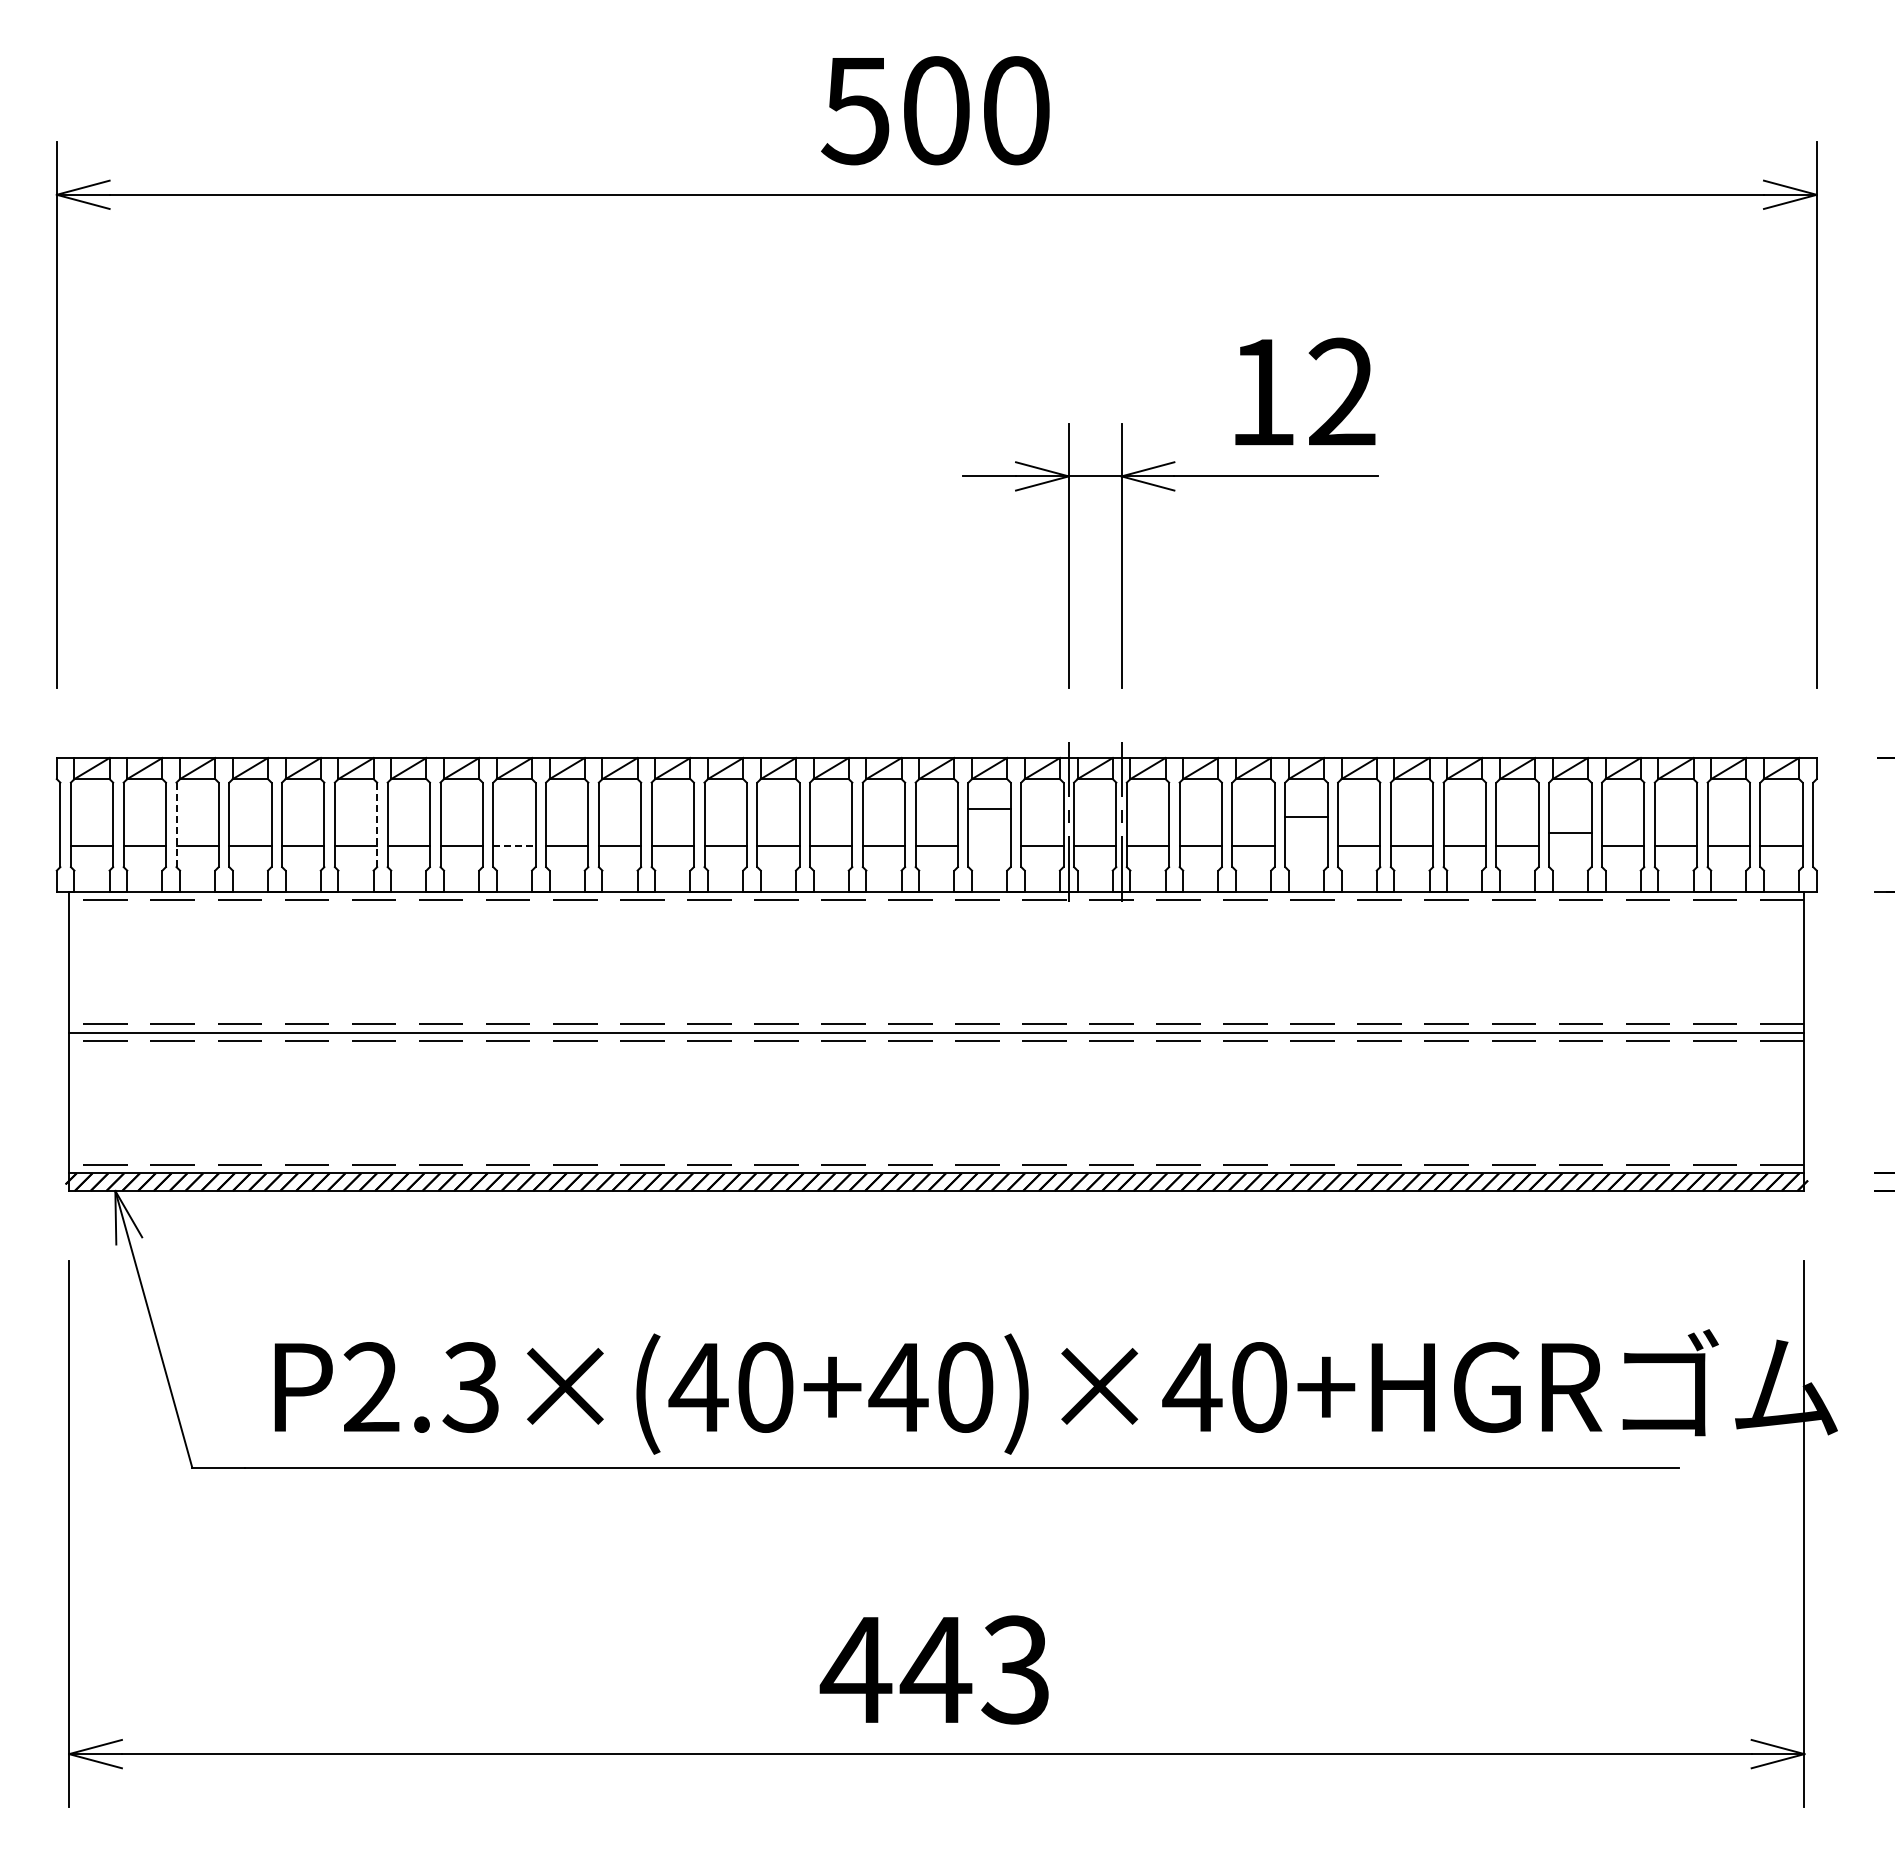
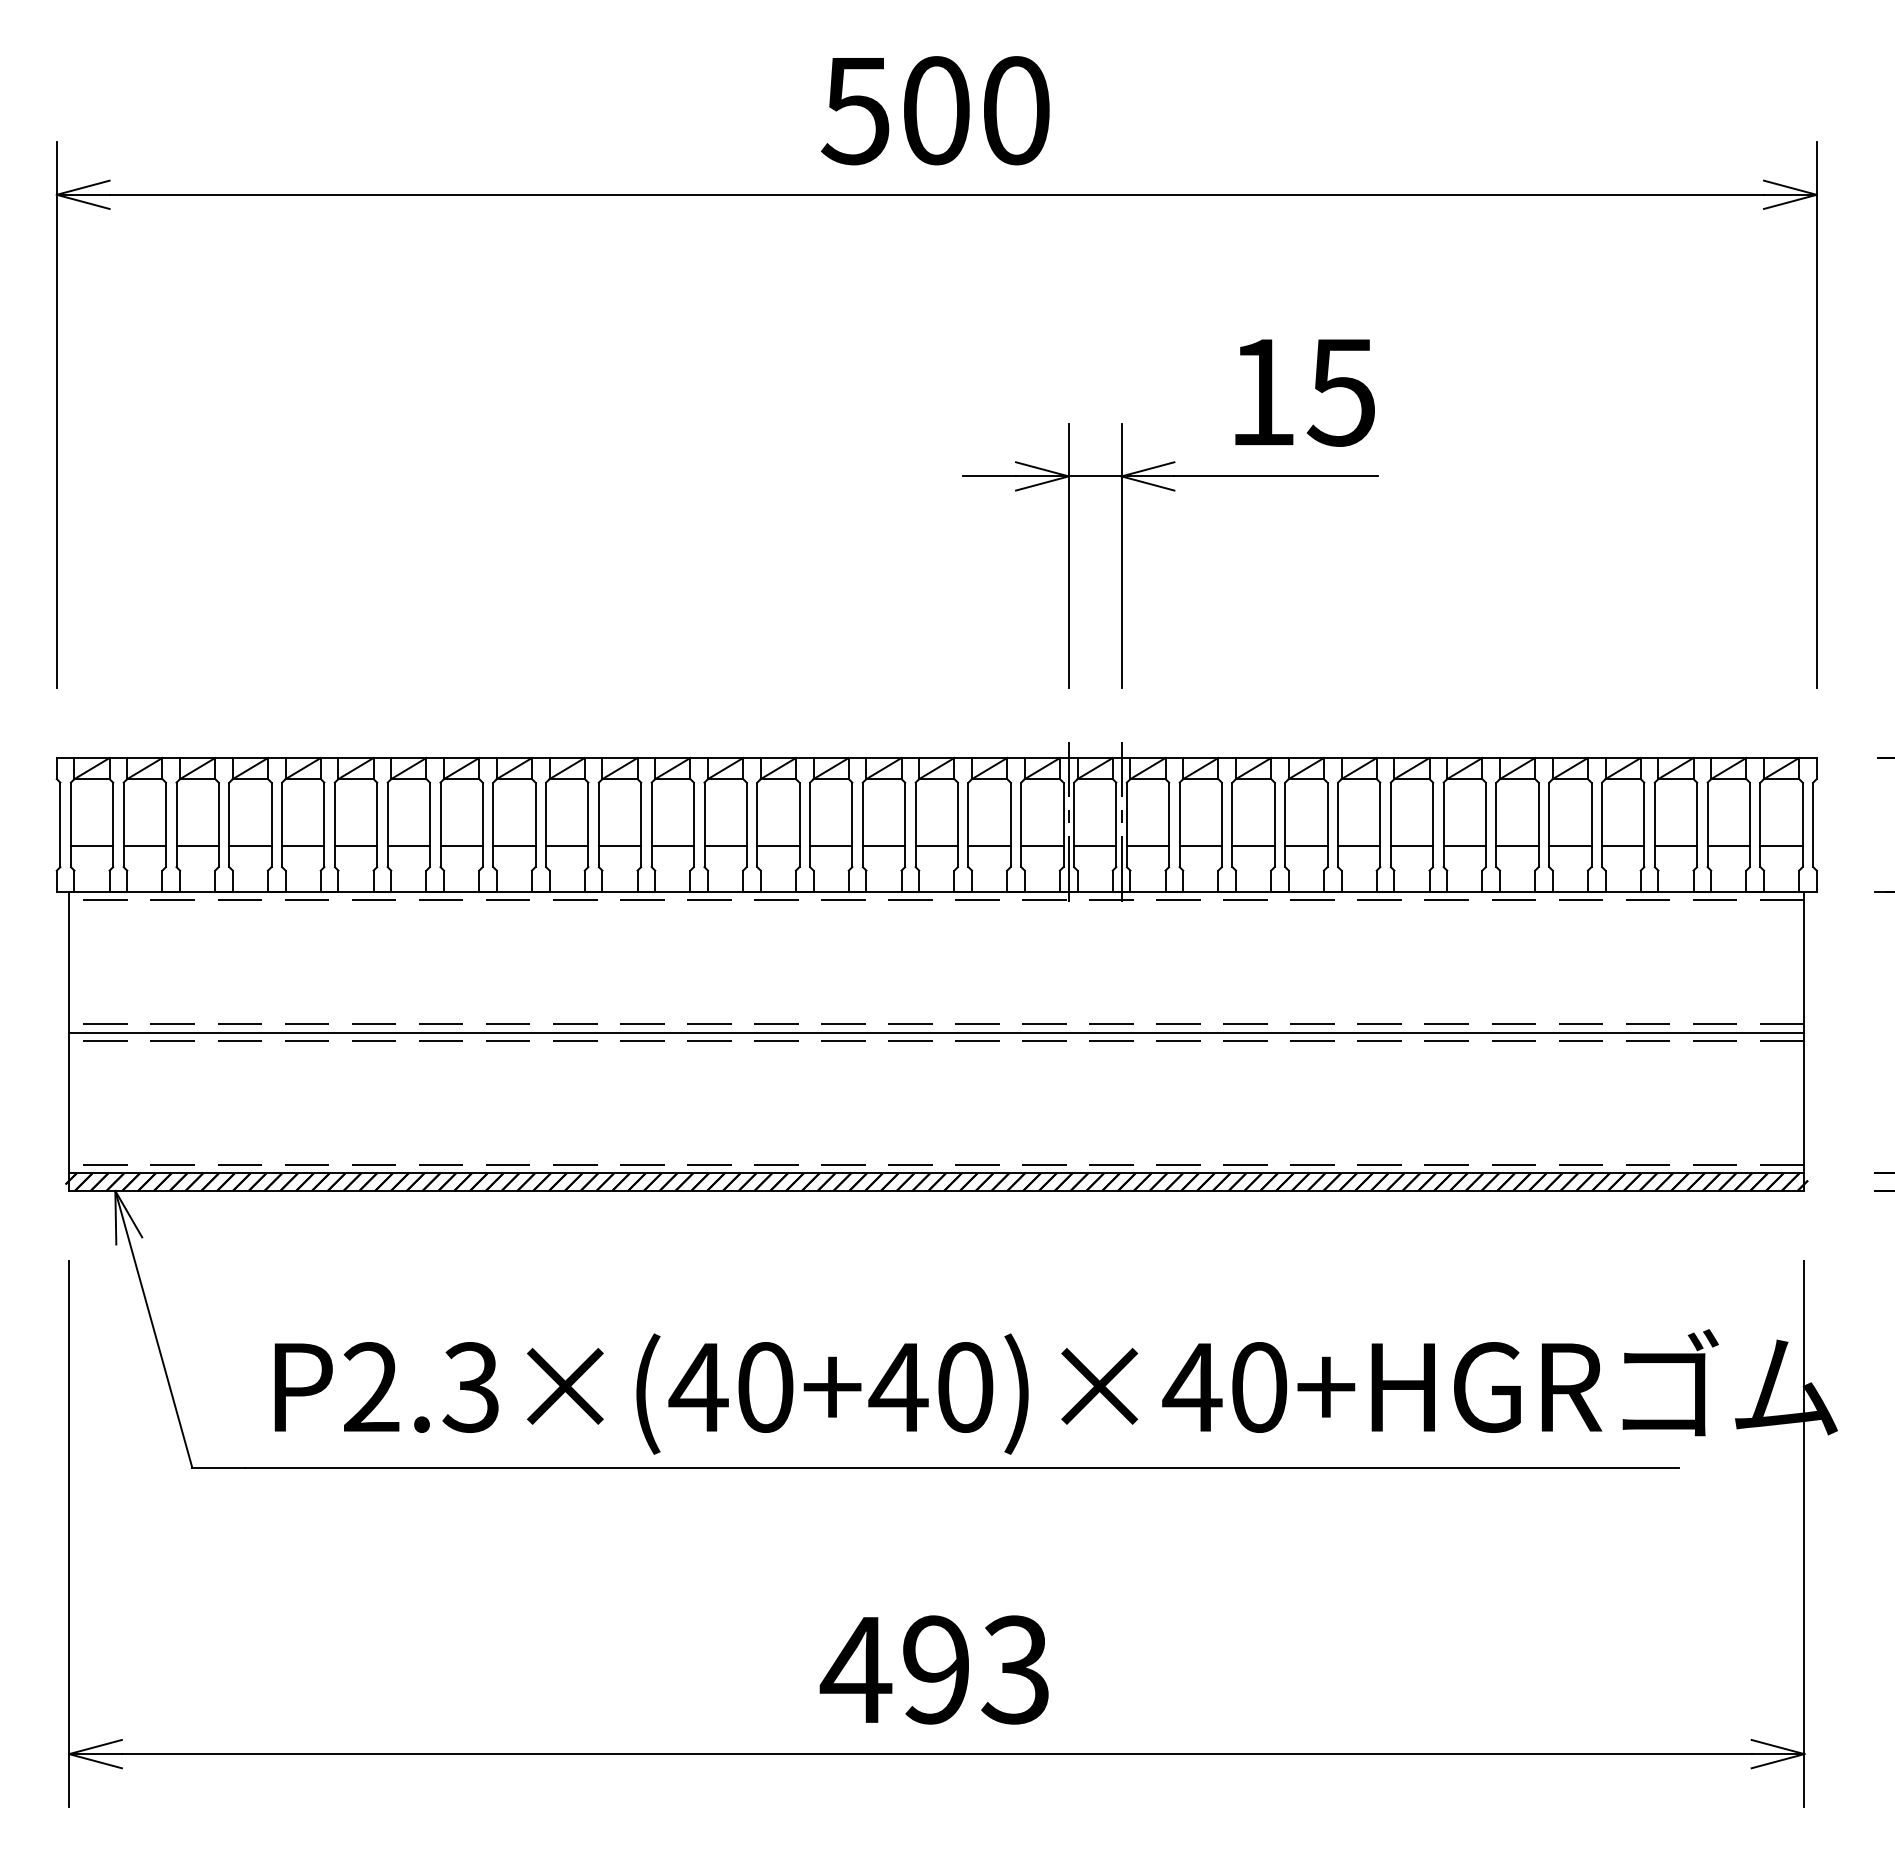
text: 12 -> 15 (1340, 391)
line position: (989, 809) -> (989, 846) (989, 846)
line position: (1306, 817) -> (1306, 846) (1306, 846)
line: dashed -> solid (176, 825)
line: dashed -> solid (377, 825)
line position: (1570, 833) -> (1570, 846) (1570, 846)
line: dashed -> solid (514, 846)
text: 443 -> 493 (935, 1669)
